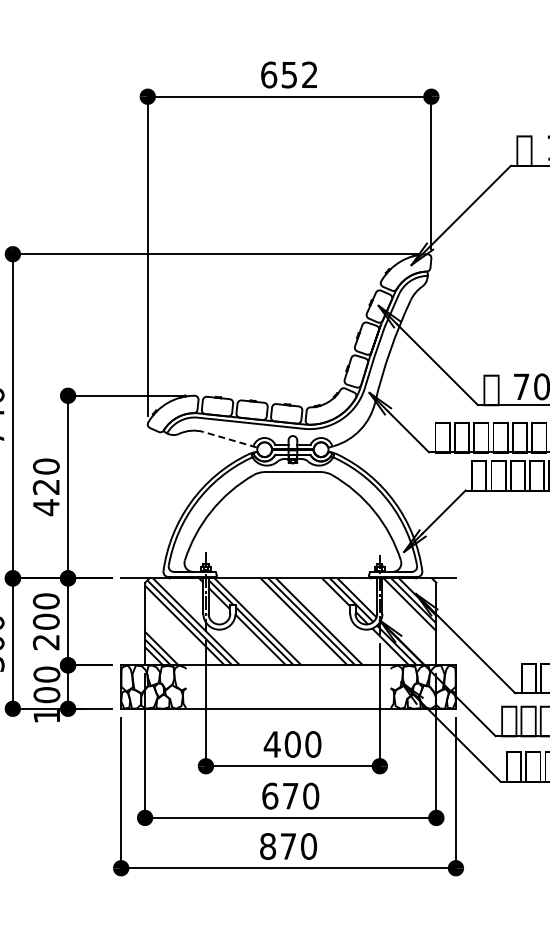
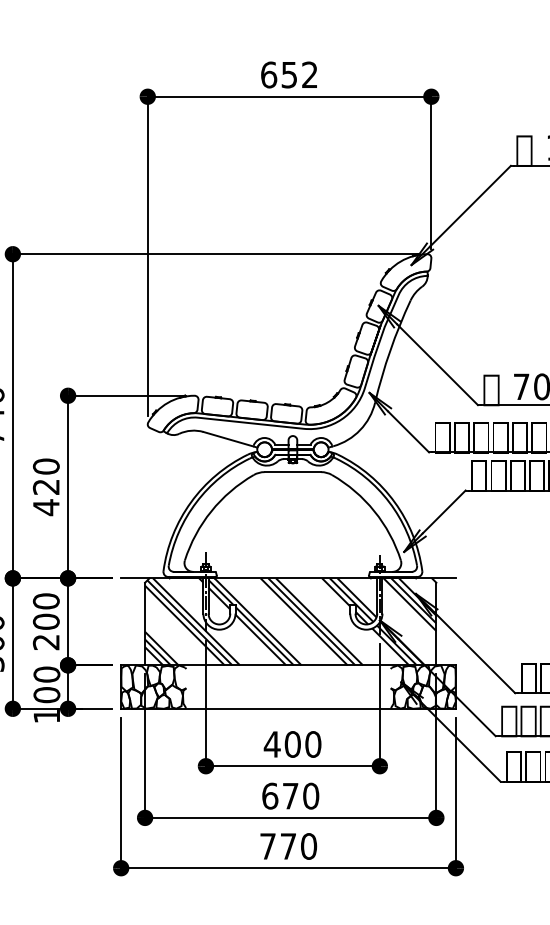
line: dashed -> solid (230, 439)
text: 870 -> 770 (268, 846)
